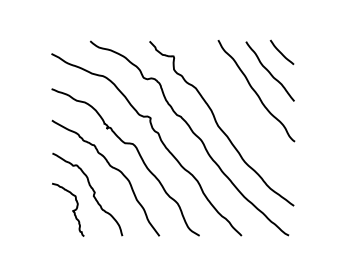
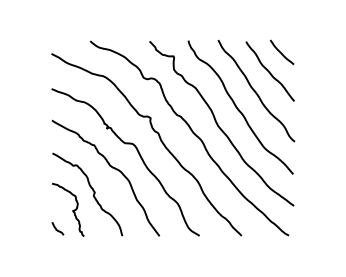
curve: none -> present (238, 108)
curve: none -> present (56, 228)
